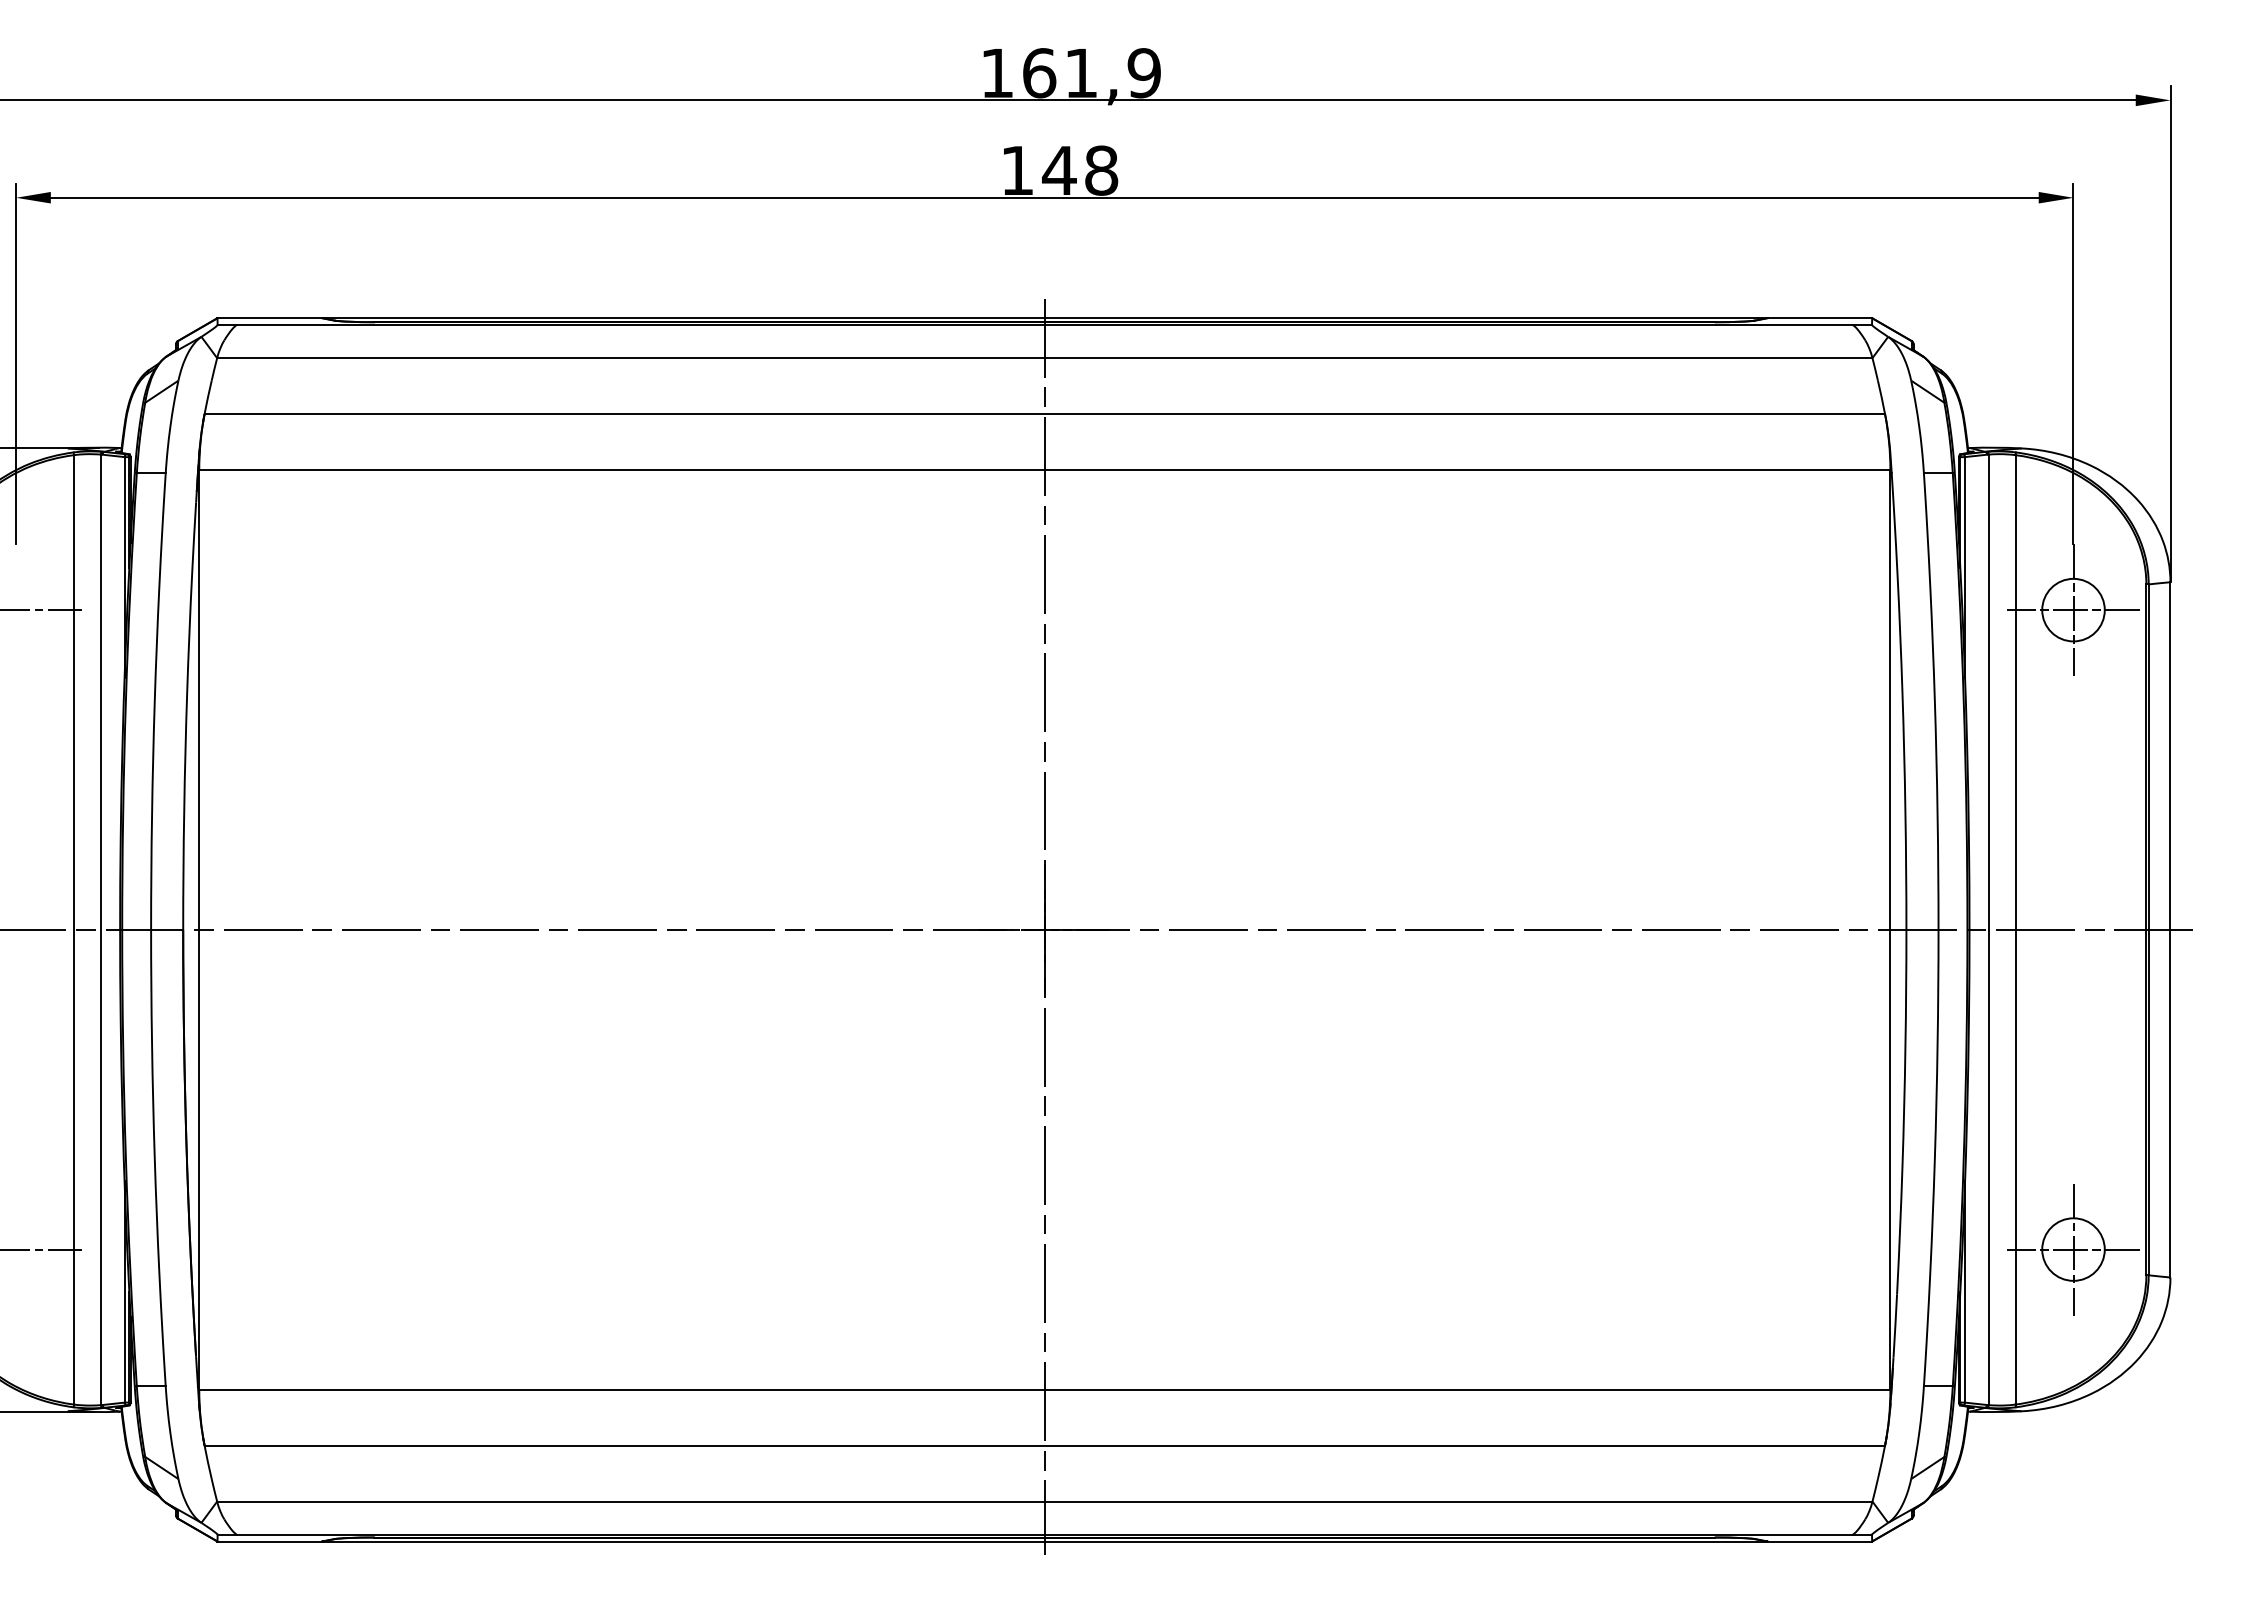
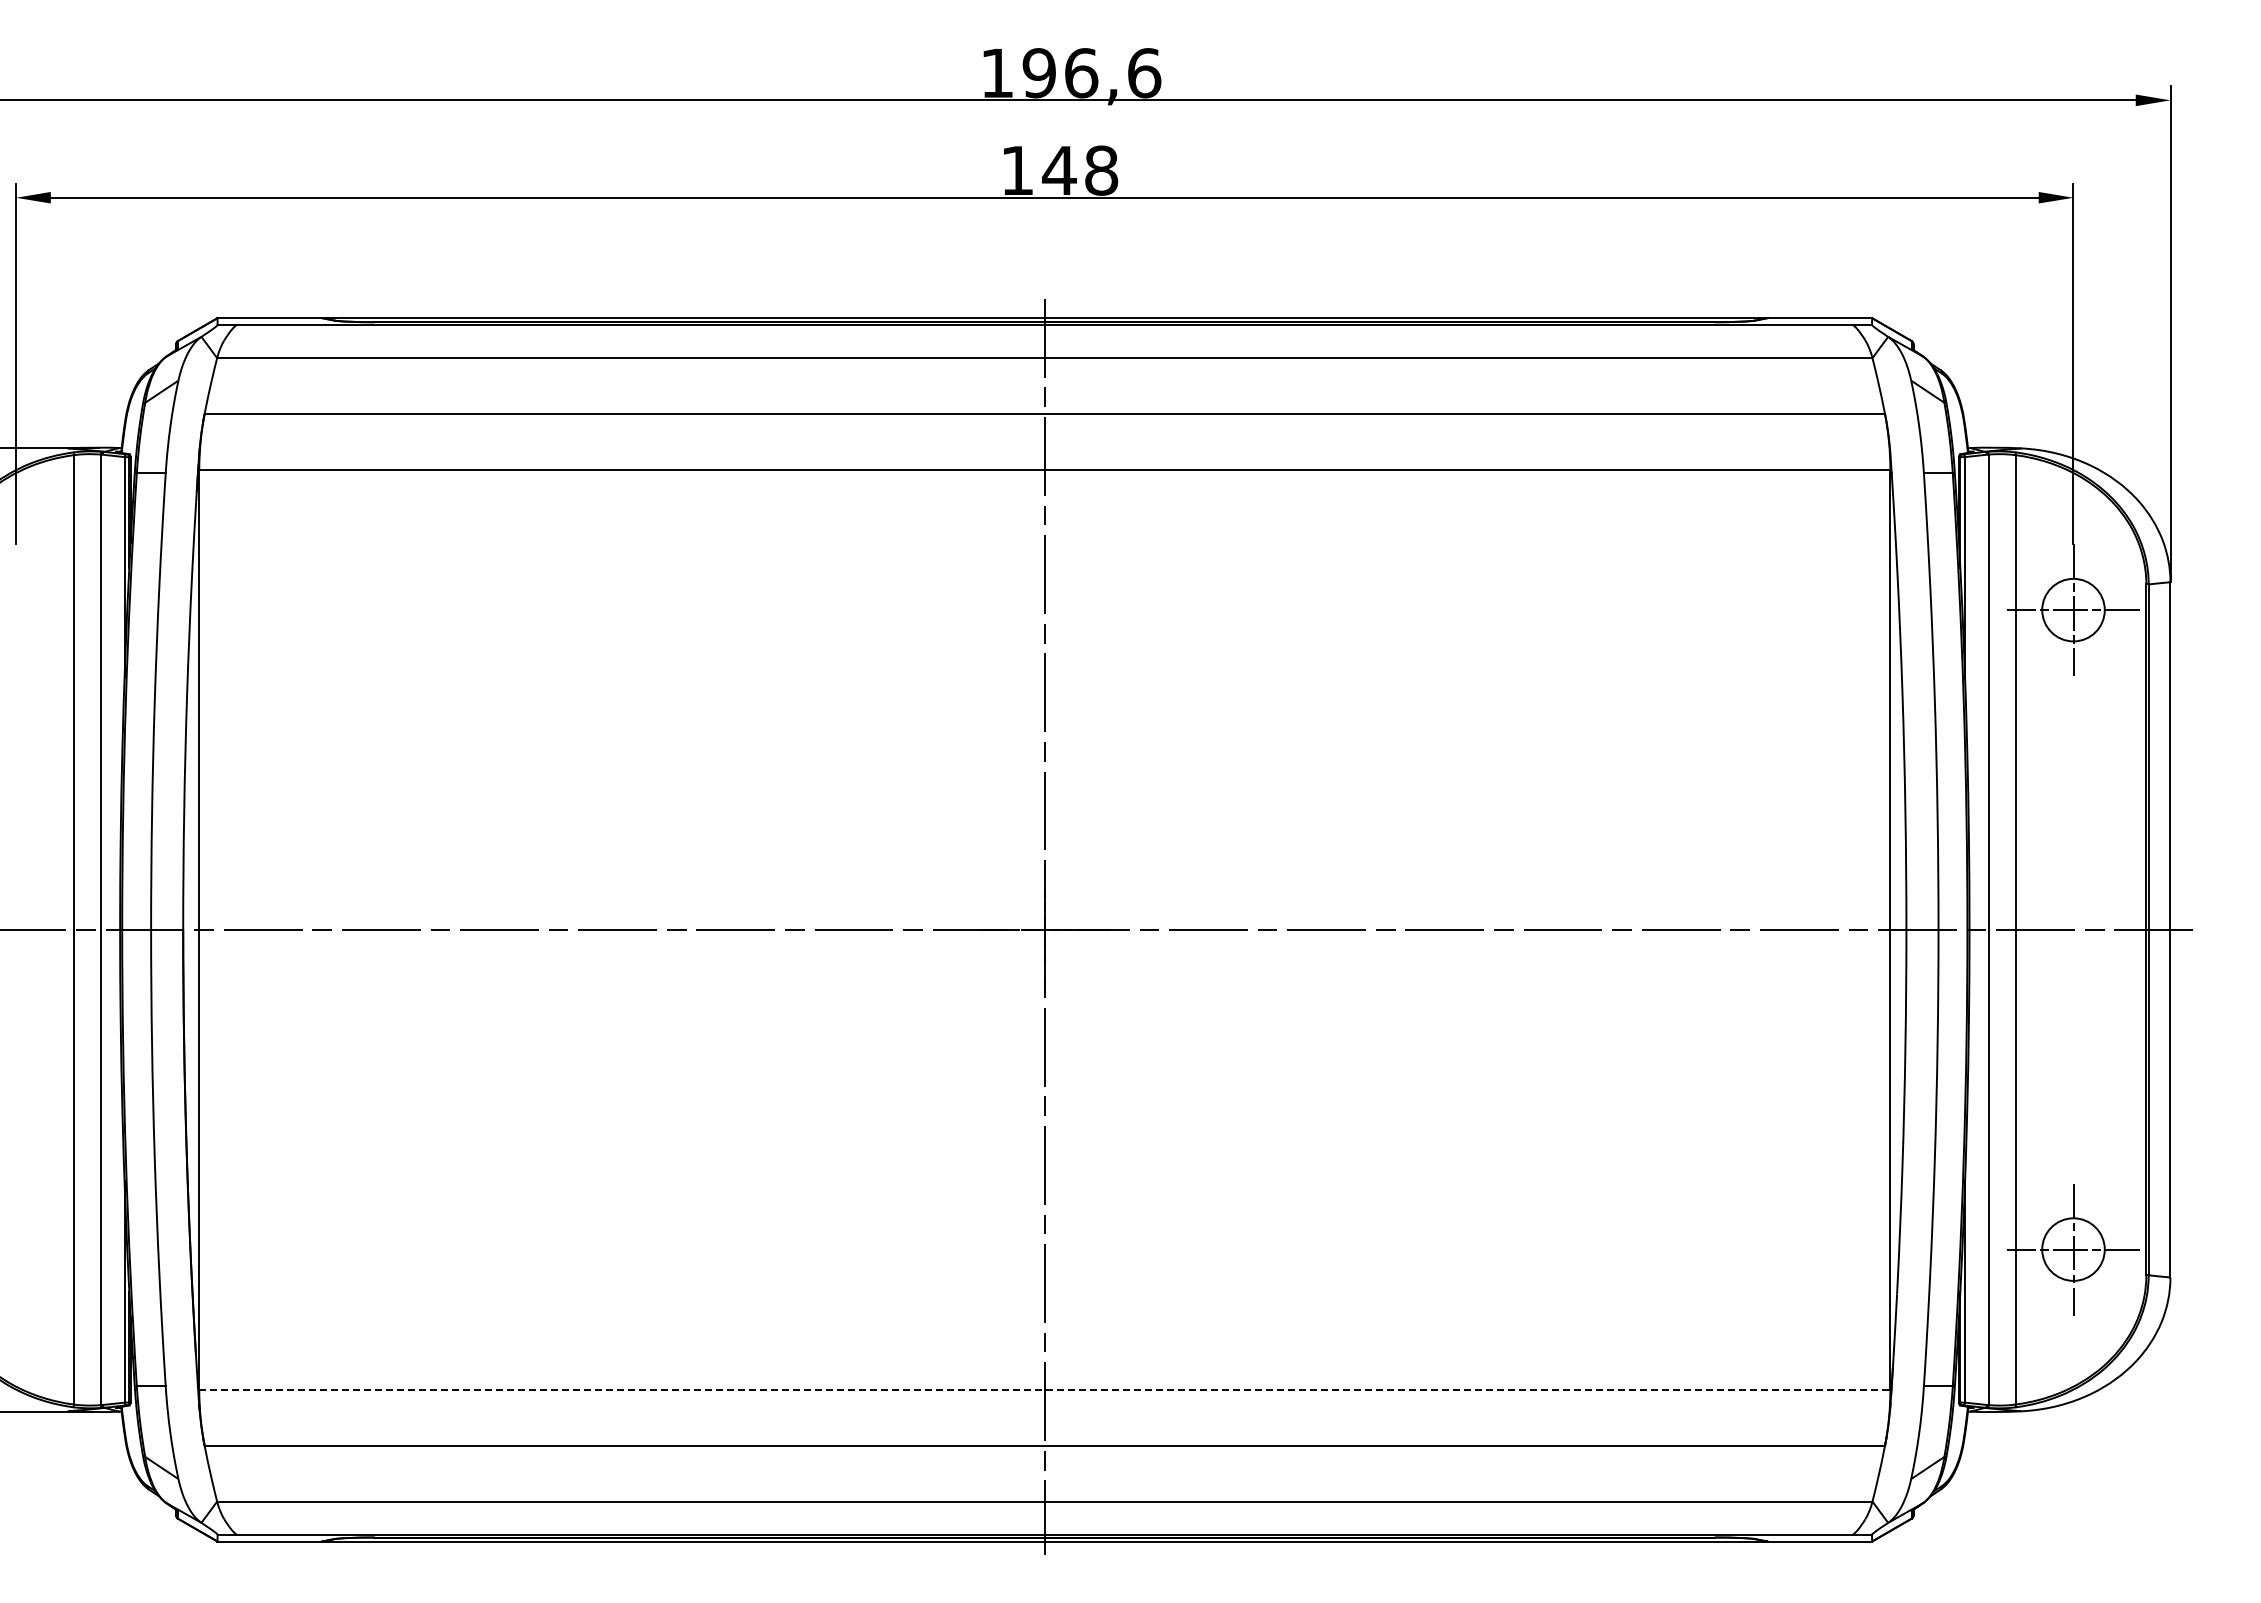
text: 161,9 -> 196,6 (1091, 73)
line: present -> none (42, 610)
line: present -> none (42, 1249)
line: solid -> dashed (1044, 1389)
